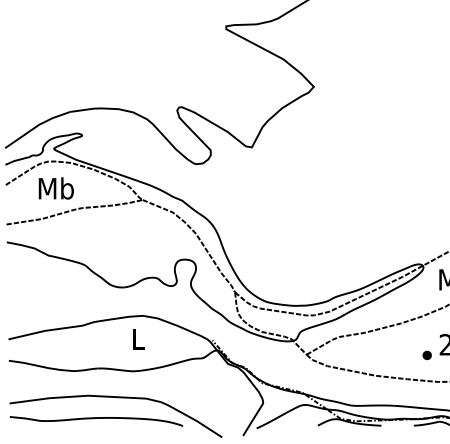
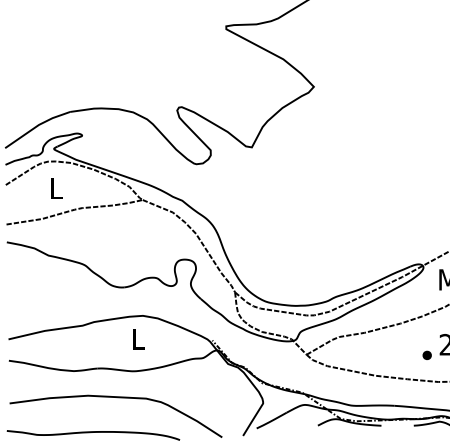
text: Mb -> L (55, 188)
curve position: (96, 418) -> (93, 432) (93, 432)
